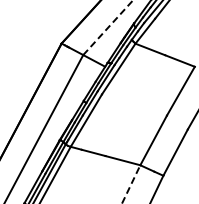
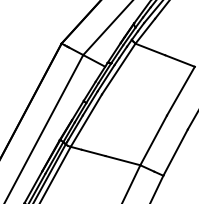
line: dashed -> solid (108, 27)
line: dashed -> solid (131, 184)
